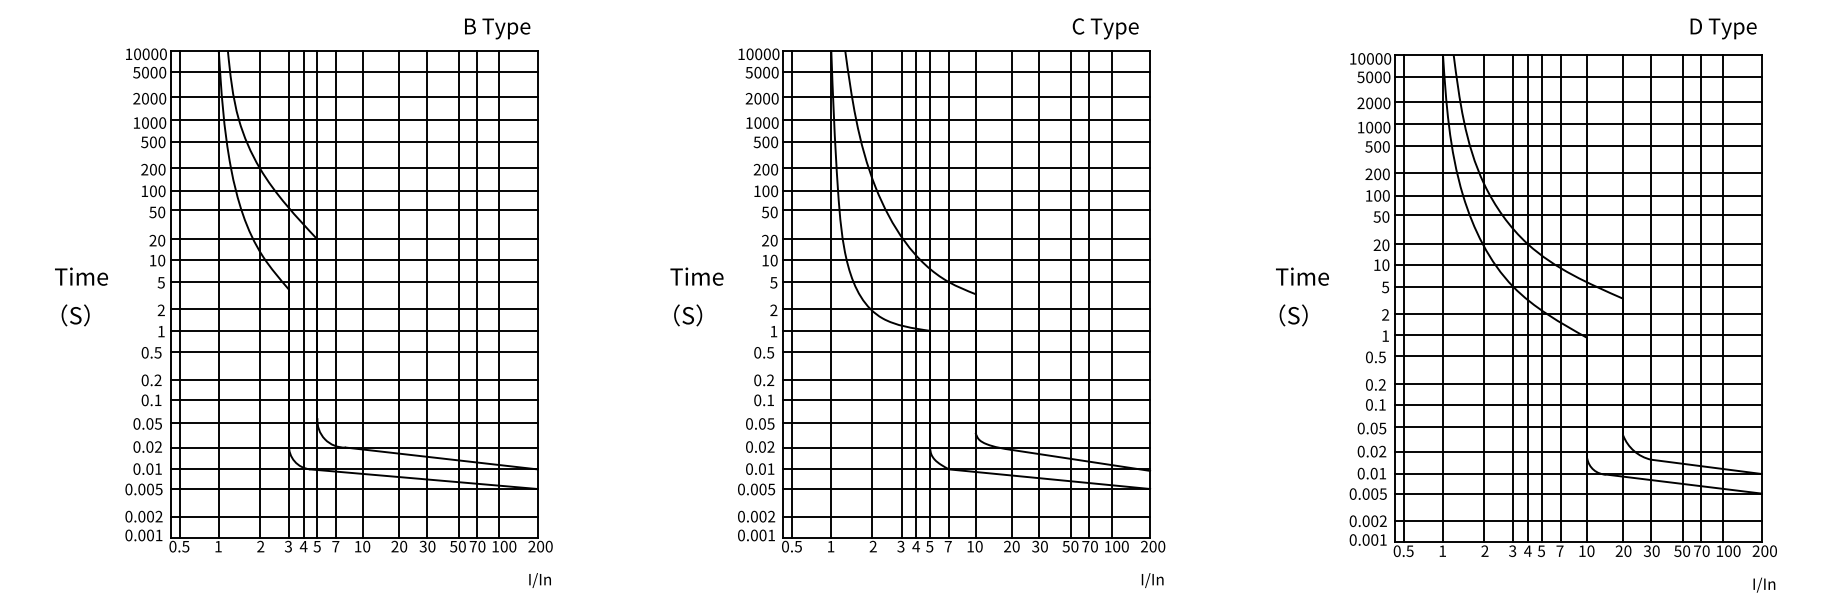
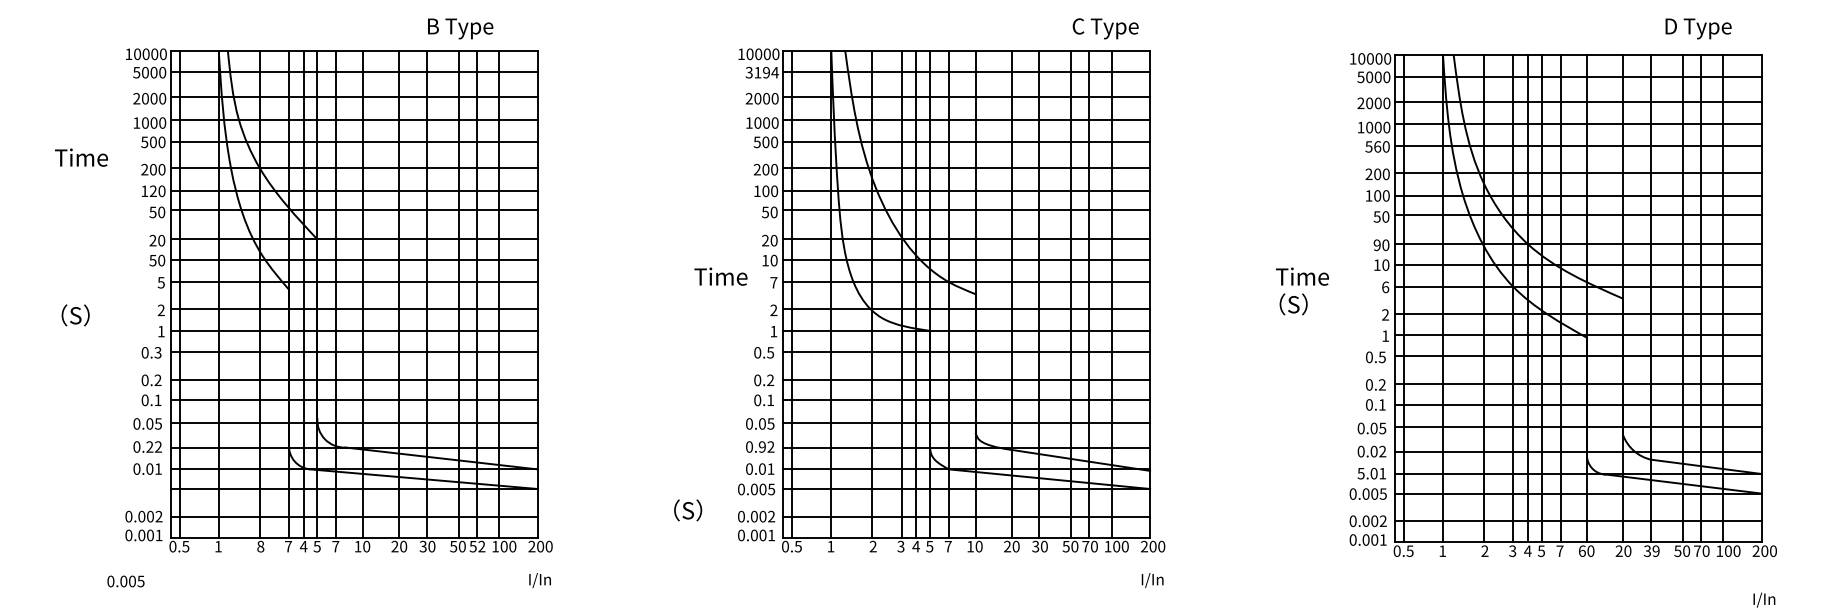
text position: (497, 28) -> (460, 28) (460, 28)
text position: (1723, 28) -> (1698, 28) (1698, 28)
text: 5000 -> 3194 (762, 72)
text: 500 -> 560 (1377, 146)
text: 100 -> 120 (152, 191)
text: 20 -> 90 (1376, 245)
text: 10 -> 50 (152, 260)
text position: (81, 276) -> (81, 157) (81, 157)
text position: (696, 276) -> (720, 276) (720, 276)
text: 5 -> 7 (773, 282)
text: 5 -> 6 (1385, 287)
text position: (688, 315) -> (688, 510) (688, 510)
text position: (1293, 315) -> (1293, 304) (1293, 304)
text: 0.5 -> 0.3 (158, 352)
text: 0.02 -> 0.22 (149, 446)
text: 0.02 -> 0.92 (761, 446)
text: 0.01 -> 5.01 (1360, 473)
text position: (143, 489) -> (125, 581) (125, 581)
text: 2 -> 8 (260, 546)
text: 3 -> 7 (288, 546)
text: 70 -> 52 (477, 546)
text: 30 -> 39 (1655, 550)
text: 10 -> 60 (1582, 551)
text position: (1764, 584) -> (1764, 599) (1764, 599)
